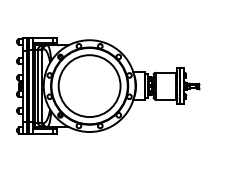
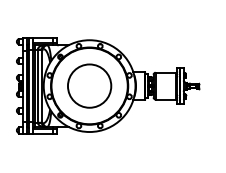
circle diameter: 62 px -> 43 px (89, 85)
